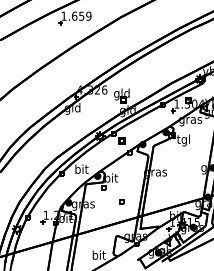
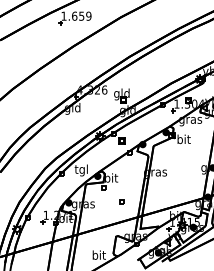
text: tgl -> bit (183, 140)
text: bit -> tgl (81, 170)
